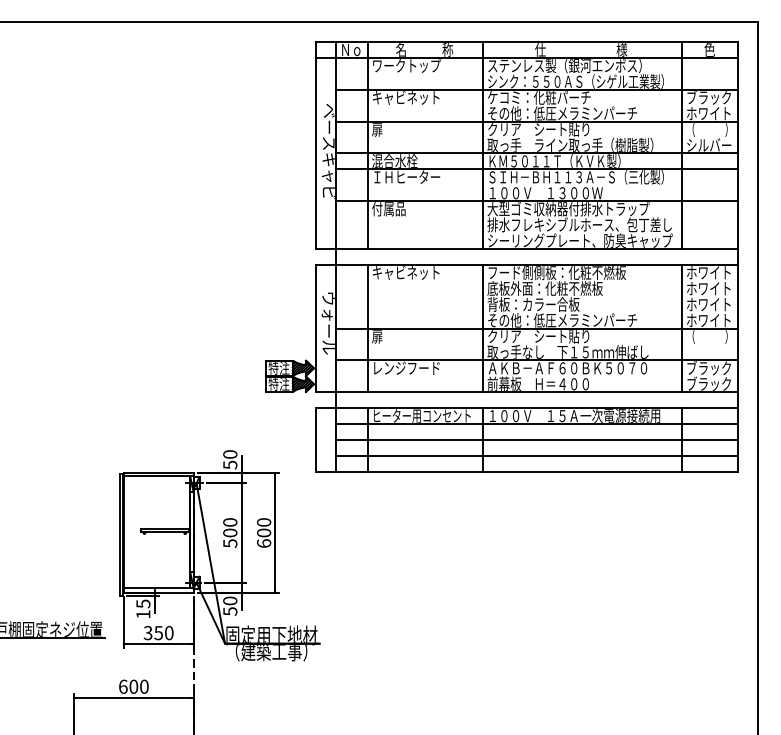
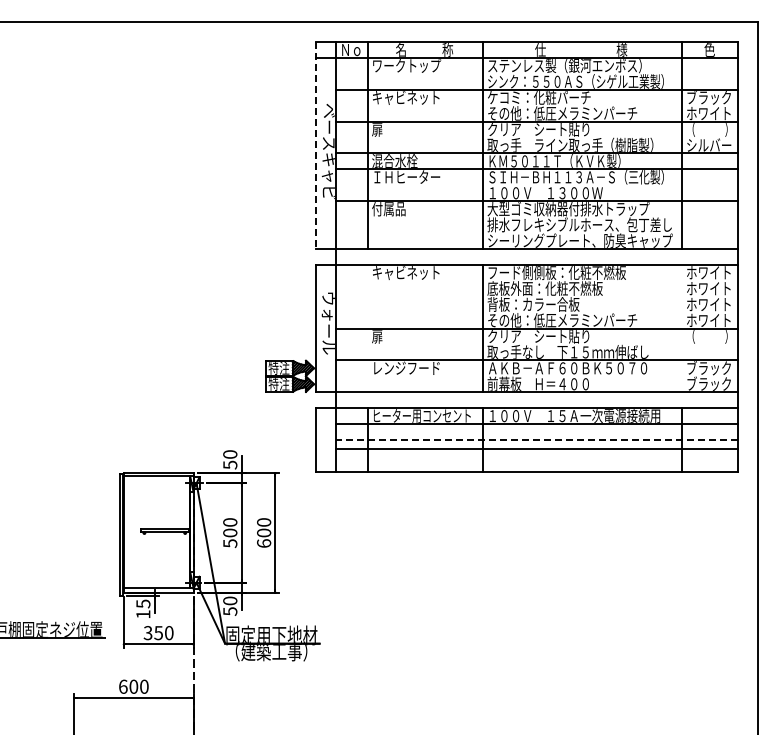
line: solid -> dashed (315, 146)
line: present -> none (367, 328)
line: present -> none (681, 328)
line: solid -> dashed (536, 439)
line position: (536, 455) -> (536, 448) (536, 448)
